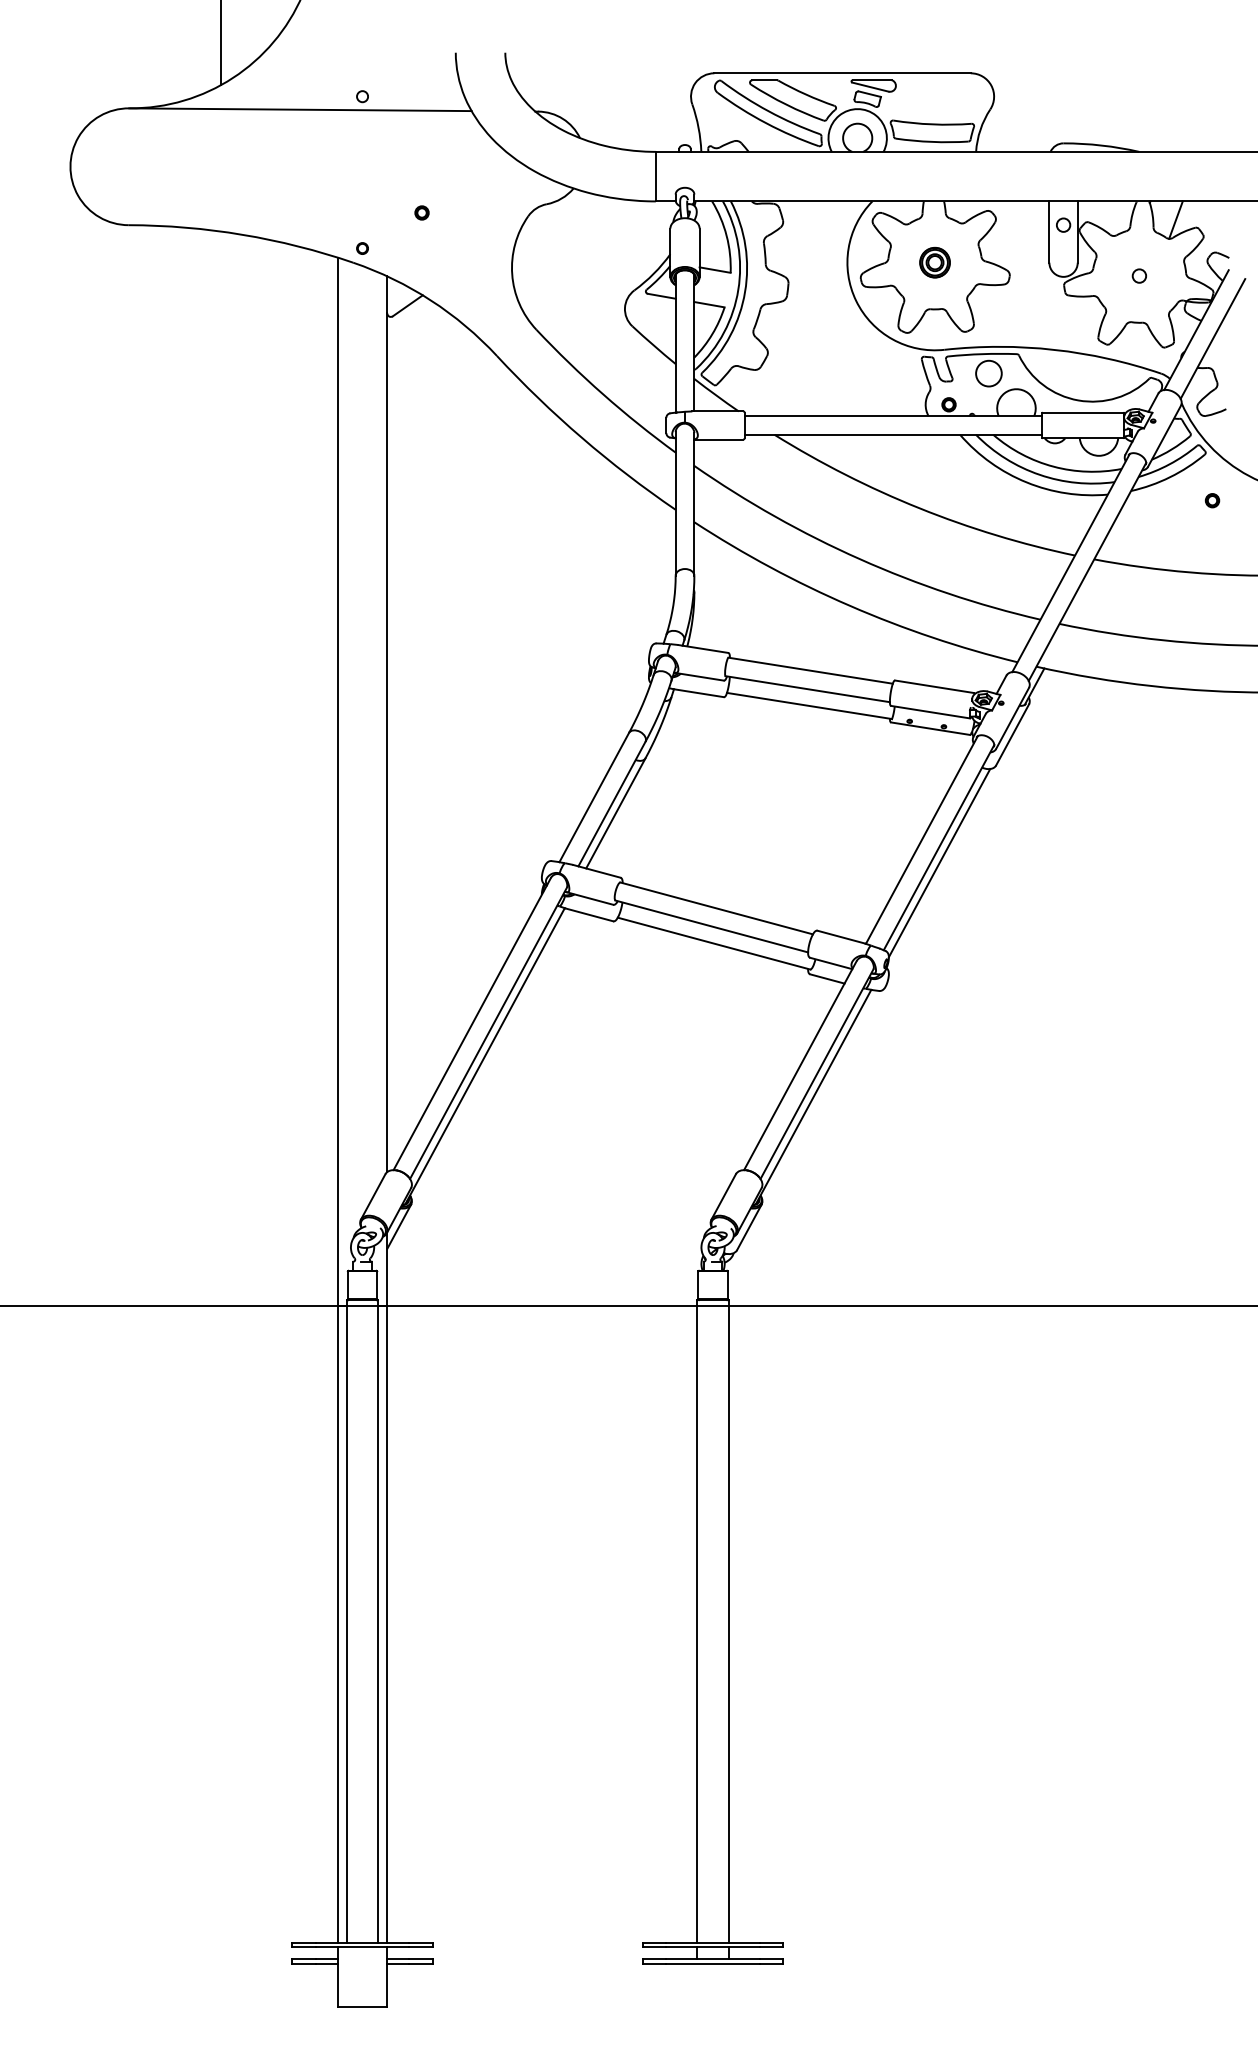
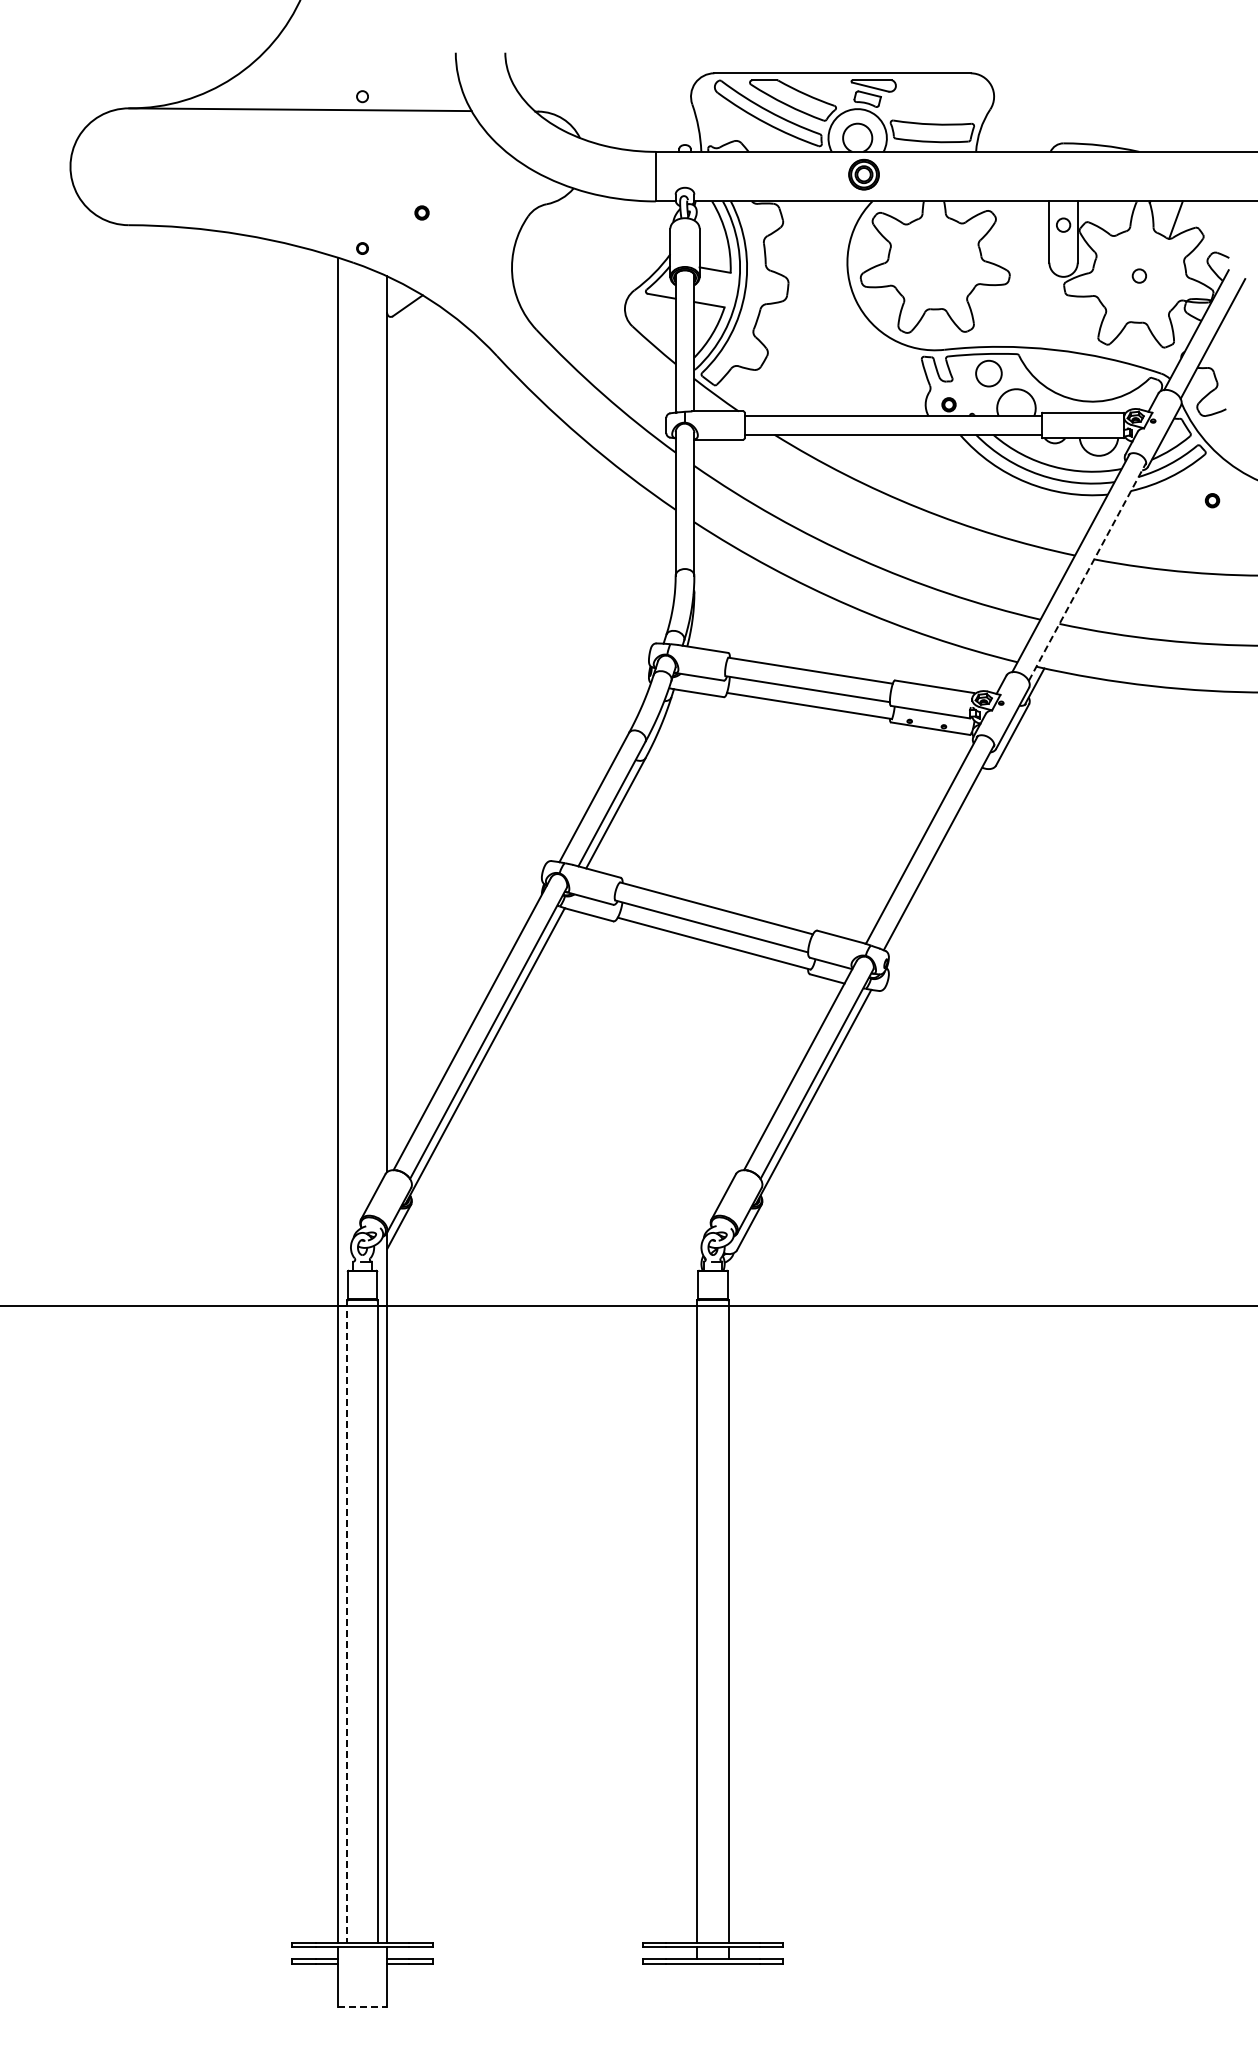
line: present -> none (220, 43)
part position: (934, 262) -> (863, 174) (863, 174)
line: solid -> dashed (1087, 571)
line: present -> none (939, 863)
line: solid -> dashed (346, 1621)
line: solid -> dashed (362, 2006)
